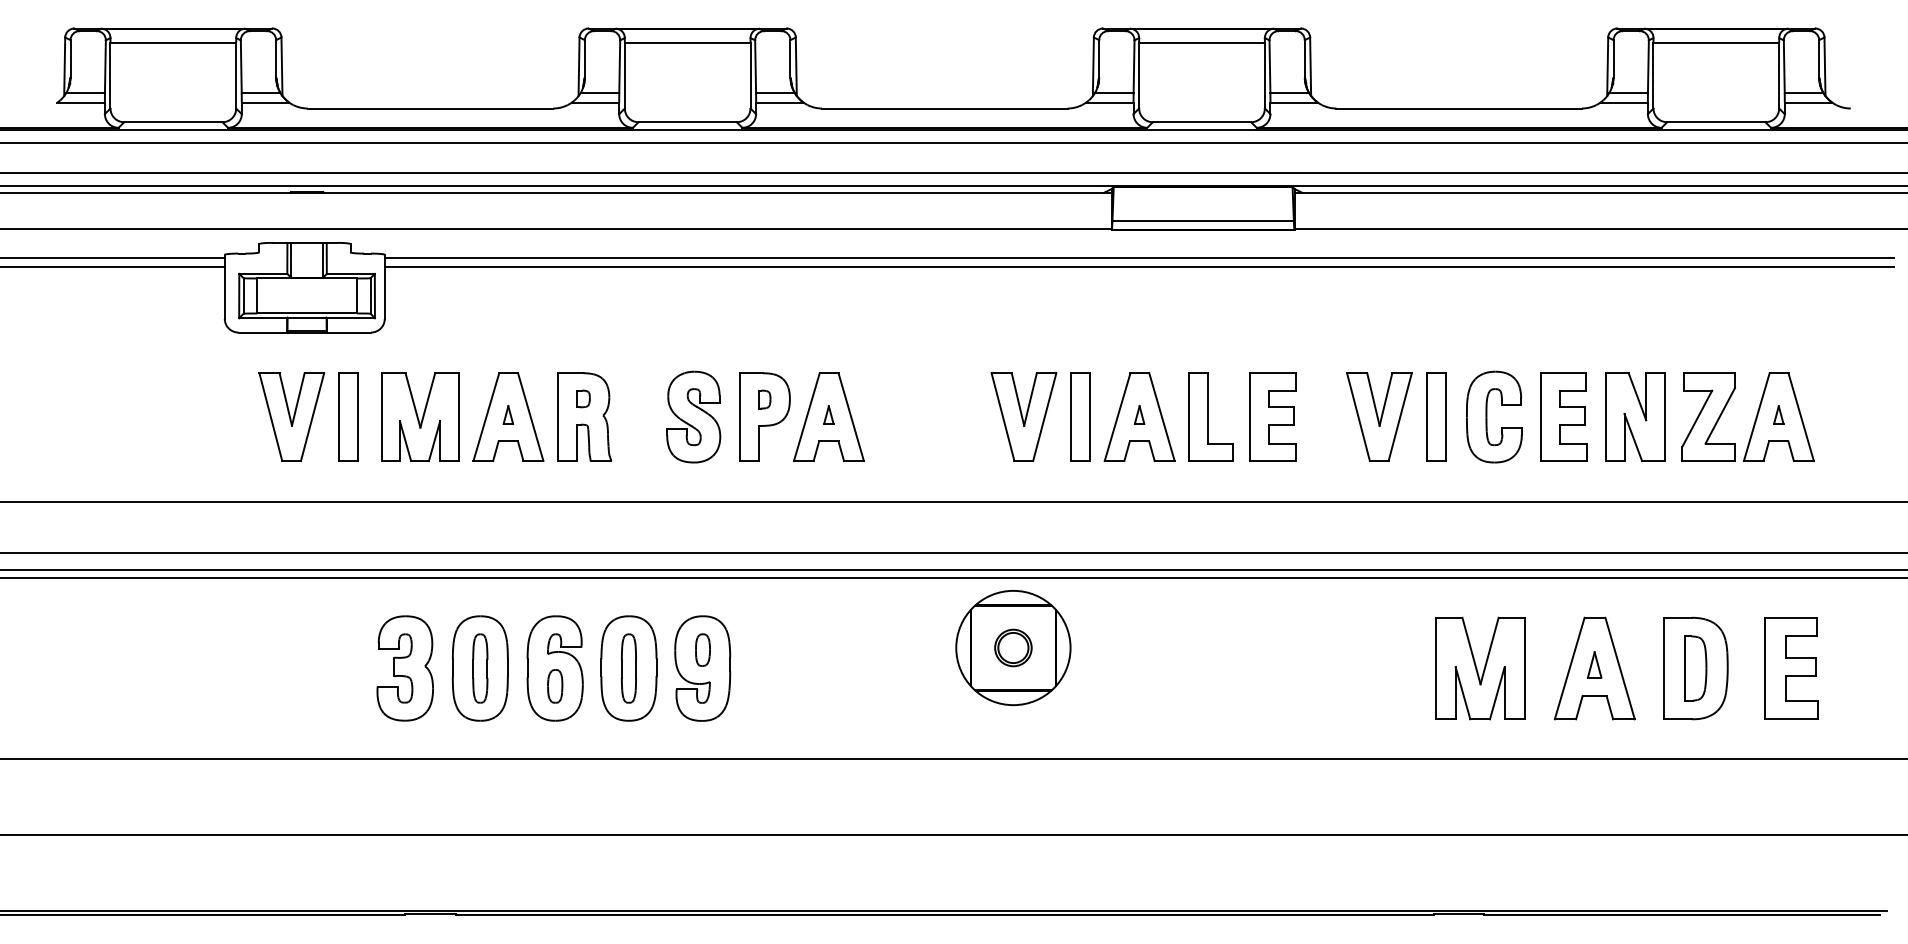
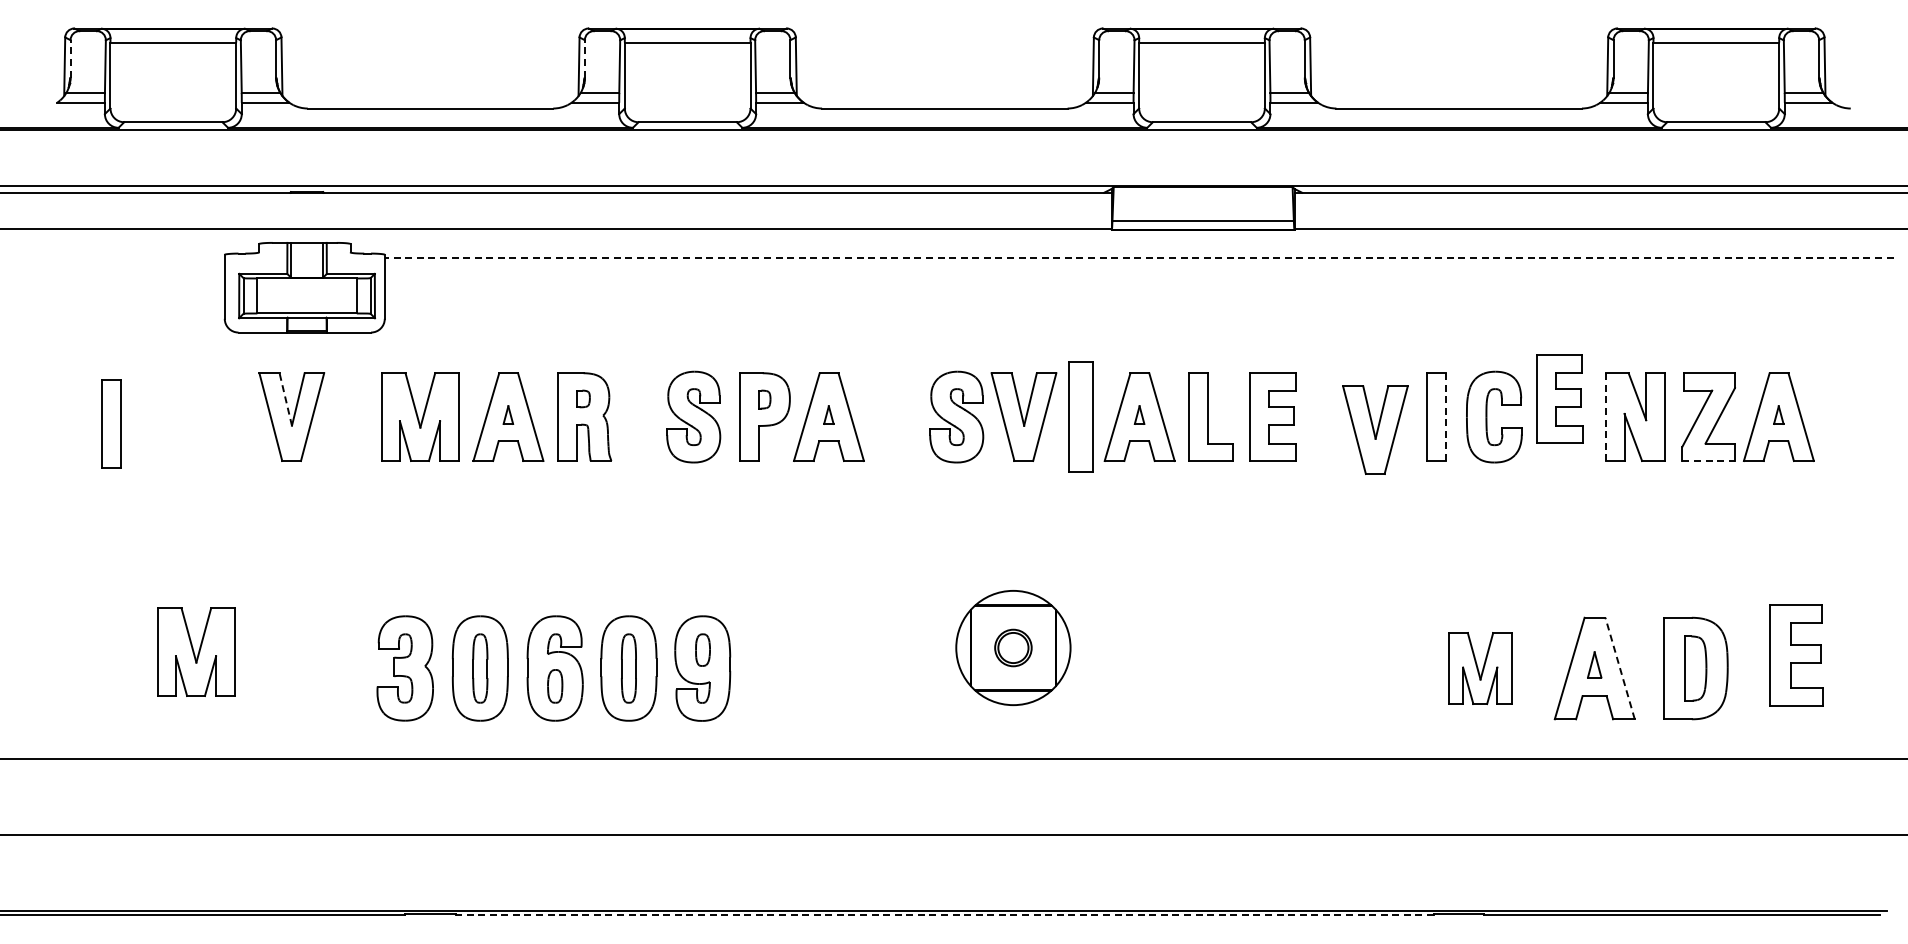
line: solid -> dashed (70, 58)
line: solid -> dashed (584, 58)
line: present -> none (953, 143)
line: present -> none (953, 172)
line: present -> none (113, 257)
line: solid -> dashed (1138, 257)
line: present -> none (113, 266)
line: present -> none (1138, 266)
line: solid -> dashed (285, 399)
part position: (348, 416) -> (111, 423) (111, 423)
part: none -> present (956, 416)
part size: 21x90 px -> 26x112 px (1080, 416)
part position: (1379, 416) -> (1375, 429) (1375, 429)
part position: (1563, 416) -> (1559, 398) (1559, 398)
line: solid -> dashed (1445, 417)
line: solid -> dashed (1605, 417)
line: solid -> dashed (1709, 461)
line: present -> none (953, 501)
line: present -> none (953, 553)
line: present -> none (953, 570)
line: present -> none (953, 578)
part: none -> present (196, 651)
part size: 91x105 px -> 65x73 px (1480, 668)
line: solid -> dashed (1620, 668)
part position: (1791, 668) -> (1796, 655) (1796, 655)
line: solid -> dashed (944, 915)
